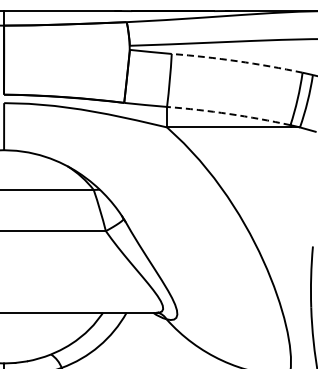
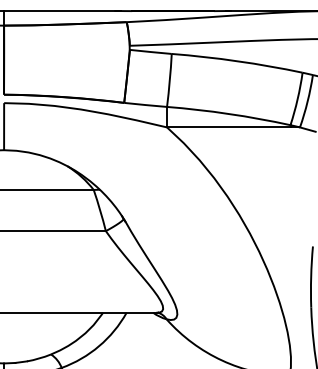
arc: dashed -> solid (237, 61)
arc: dashed -> solid (229, 113)
